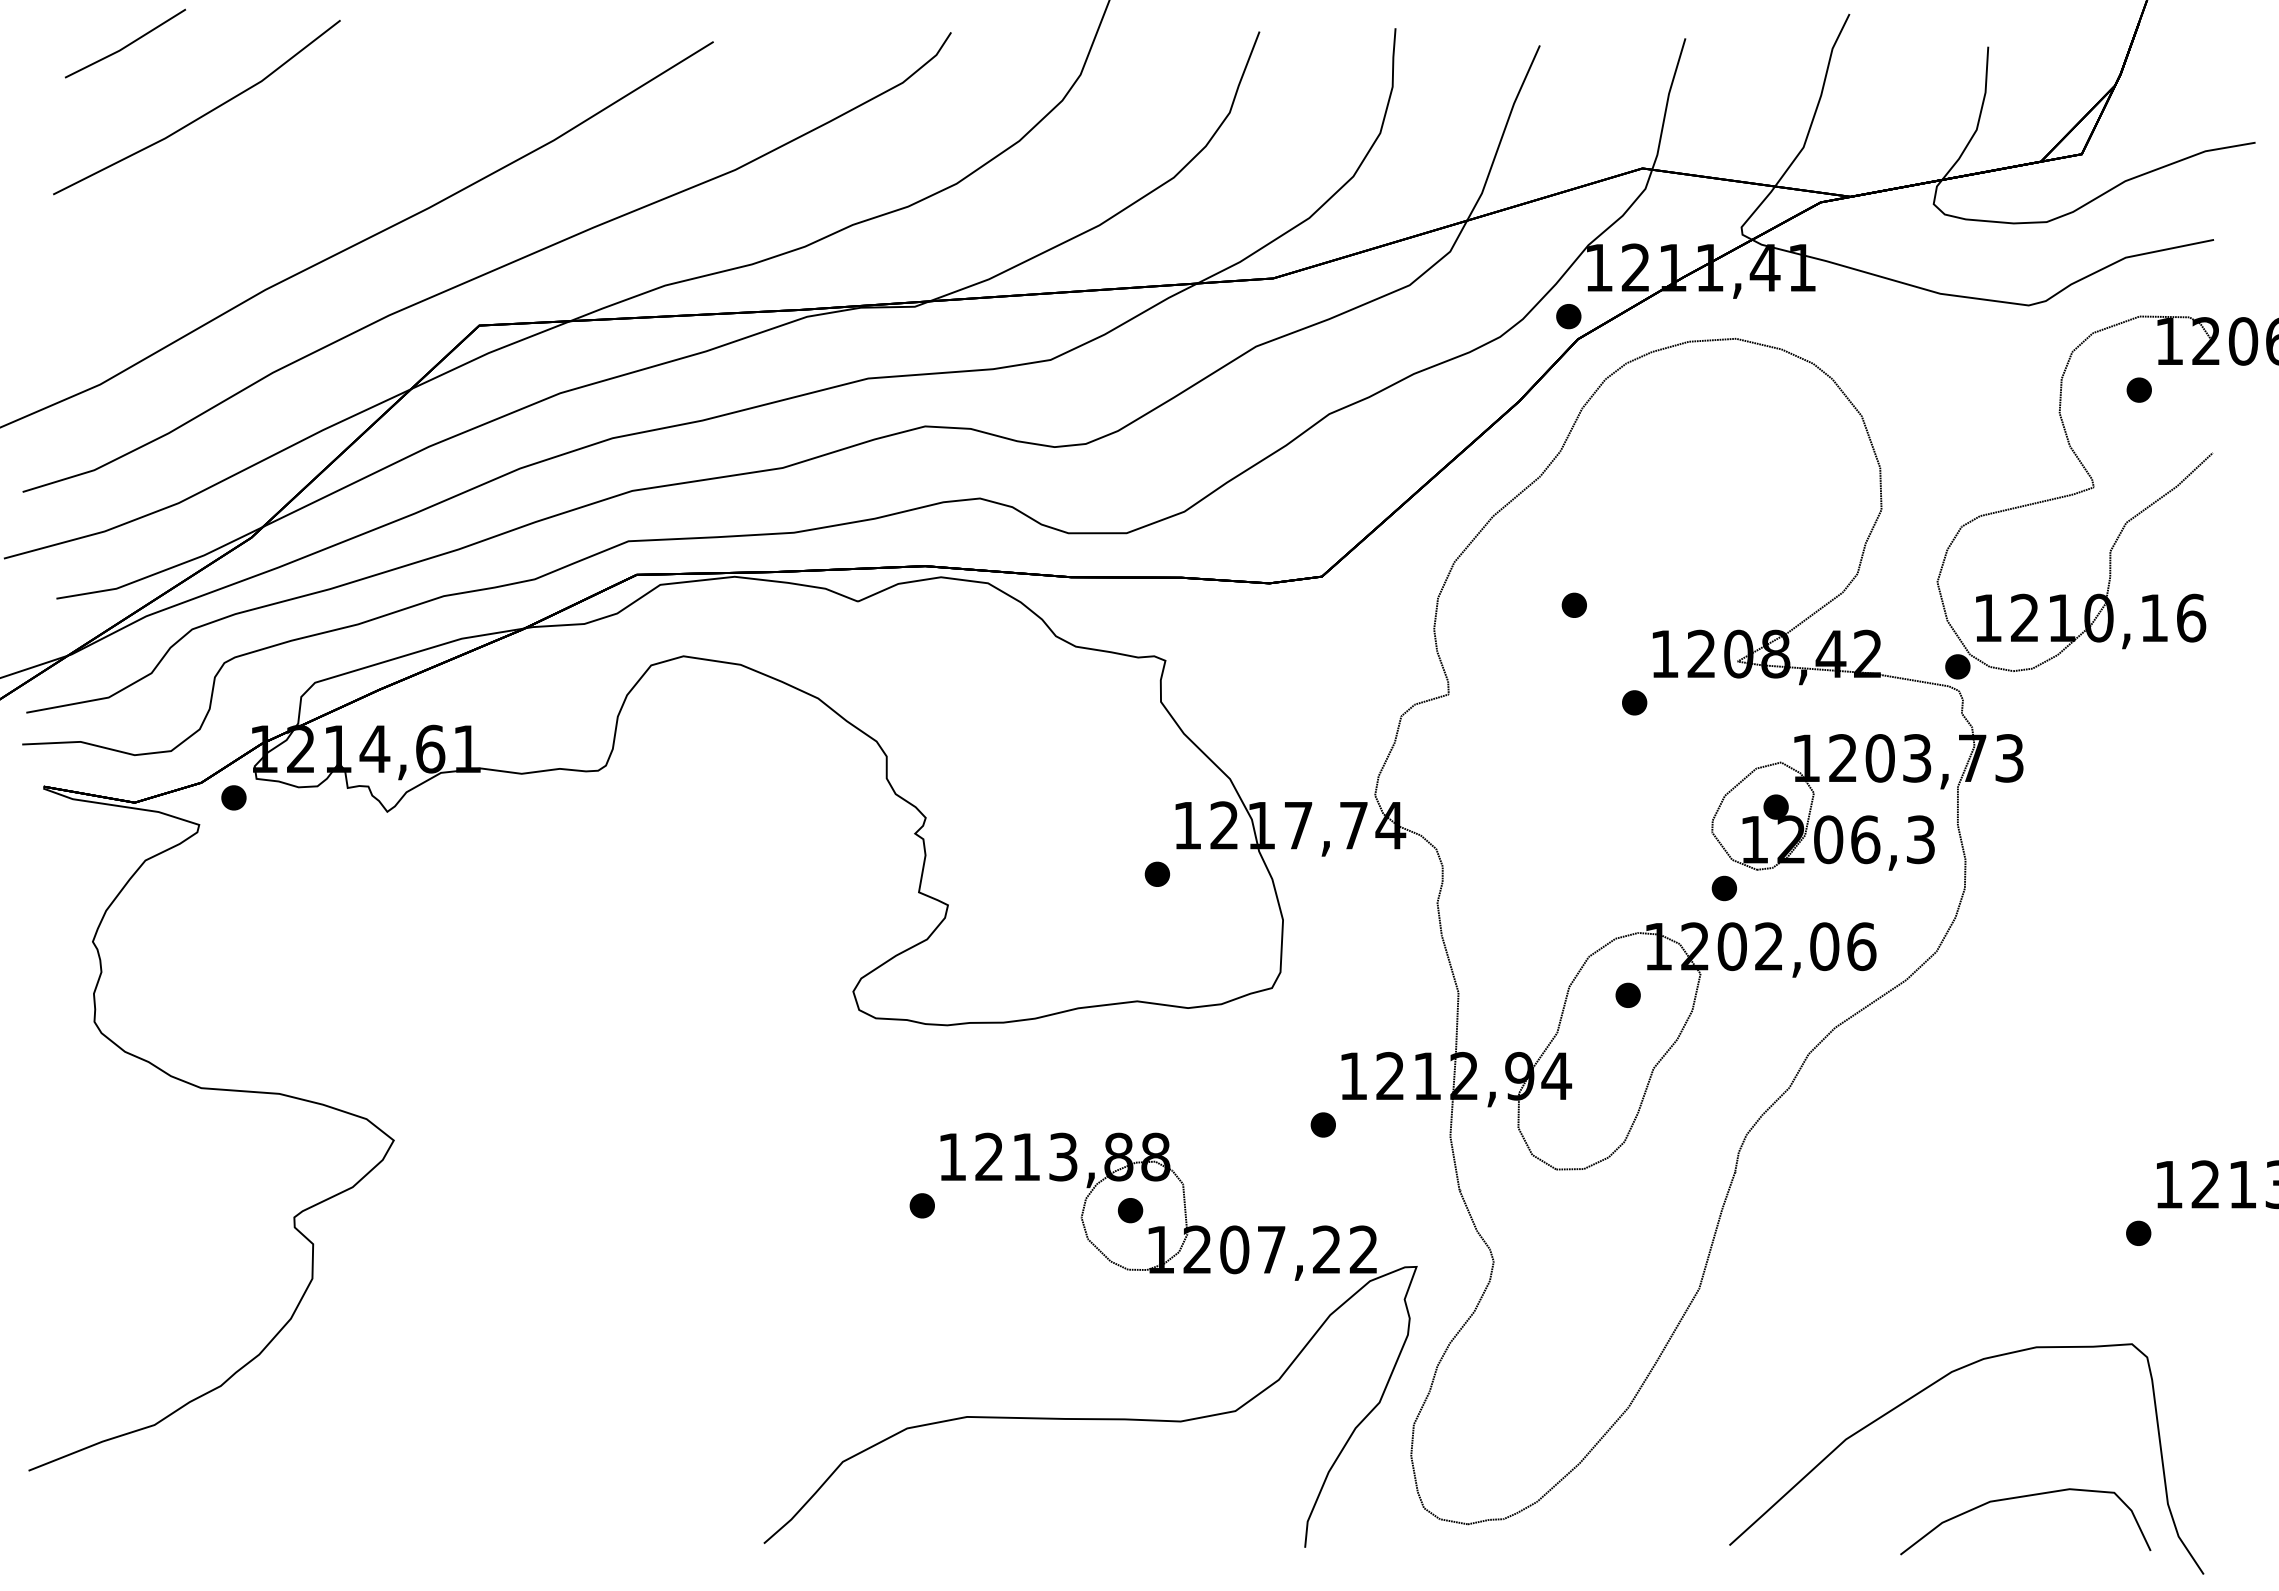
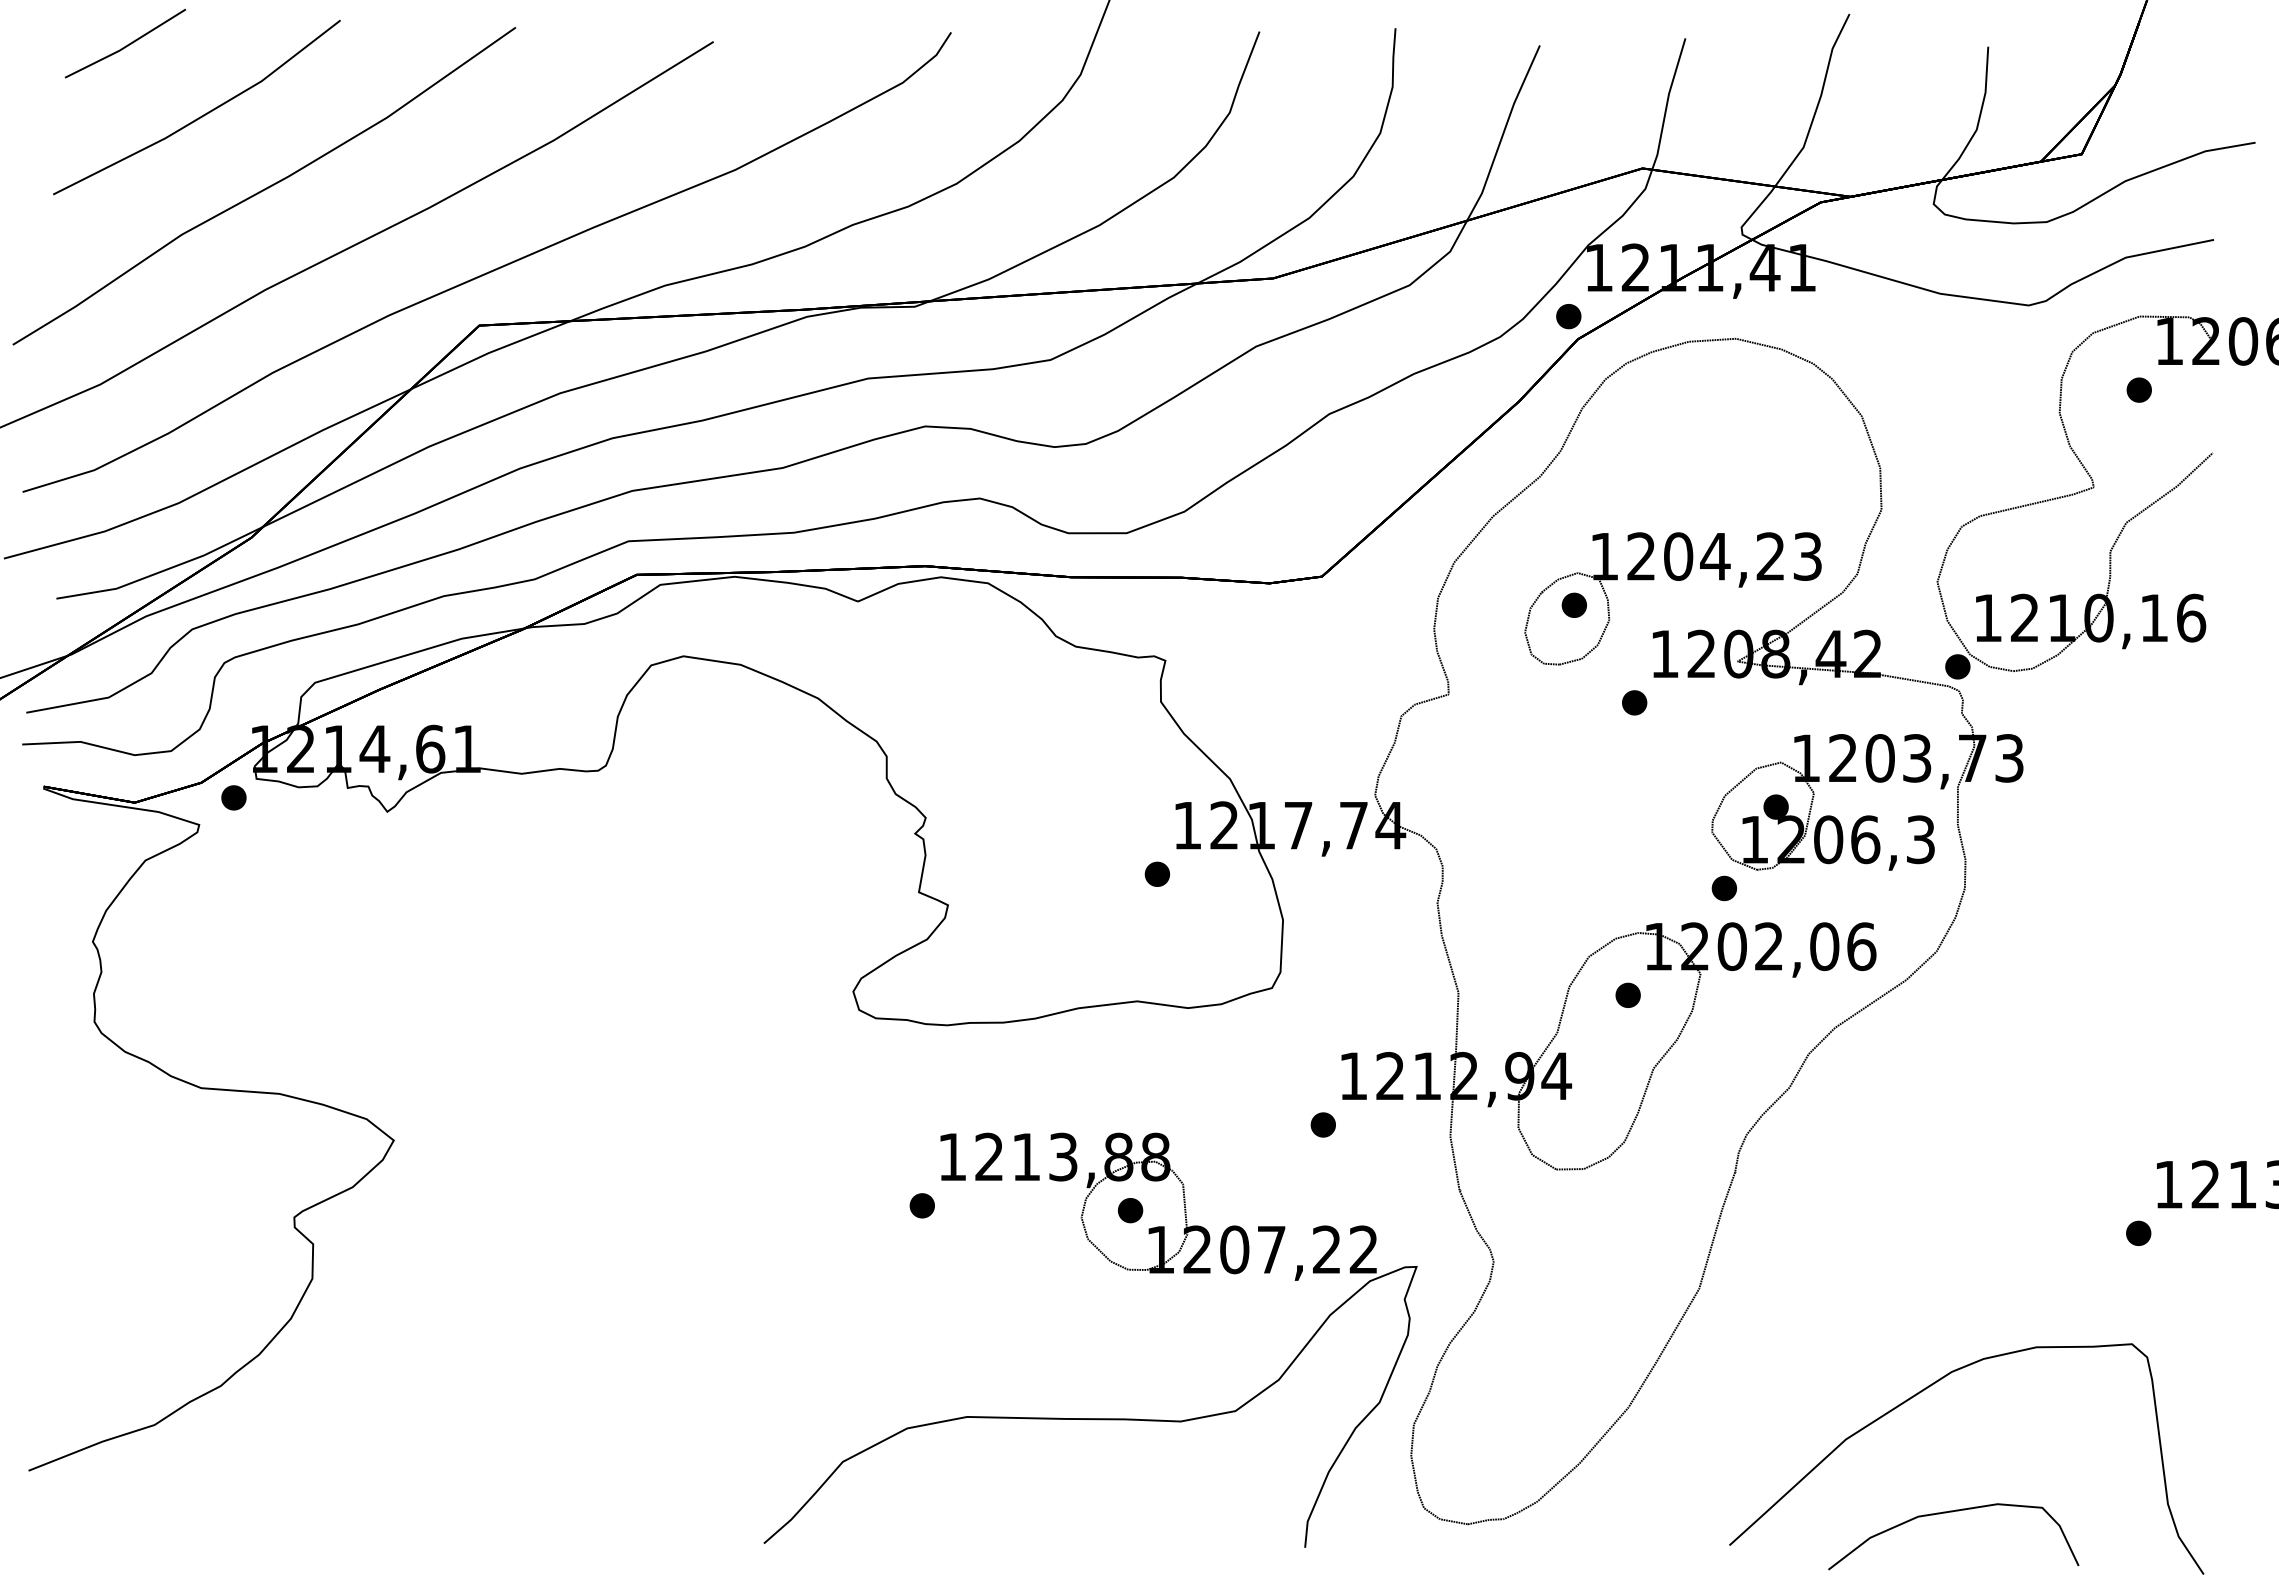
part: none -> present (264, 186)
part: none -> present (1674, 580)
curve position: (2024, 1497) -> (1952, 1512) (1952, 1512)
